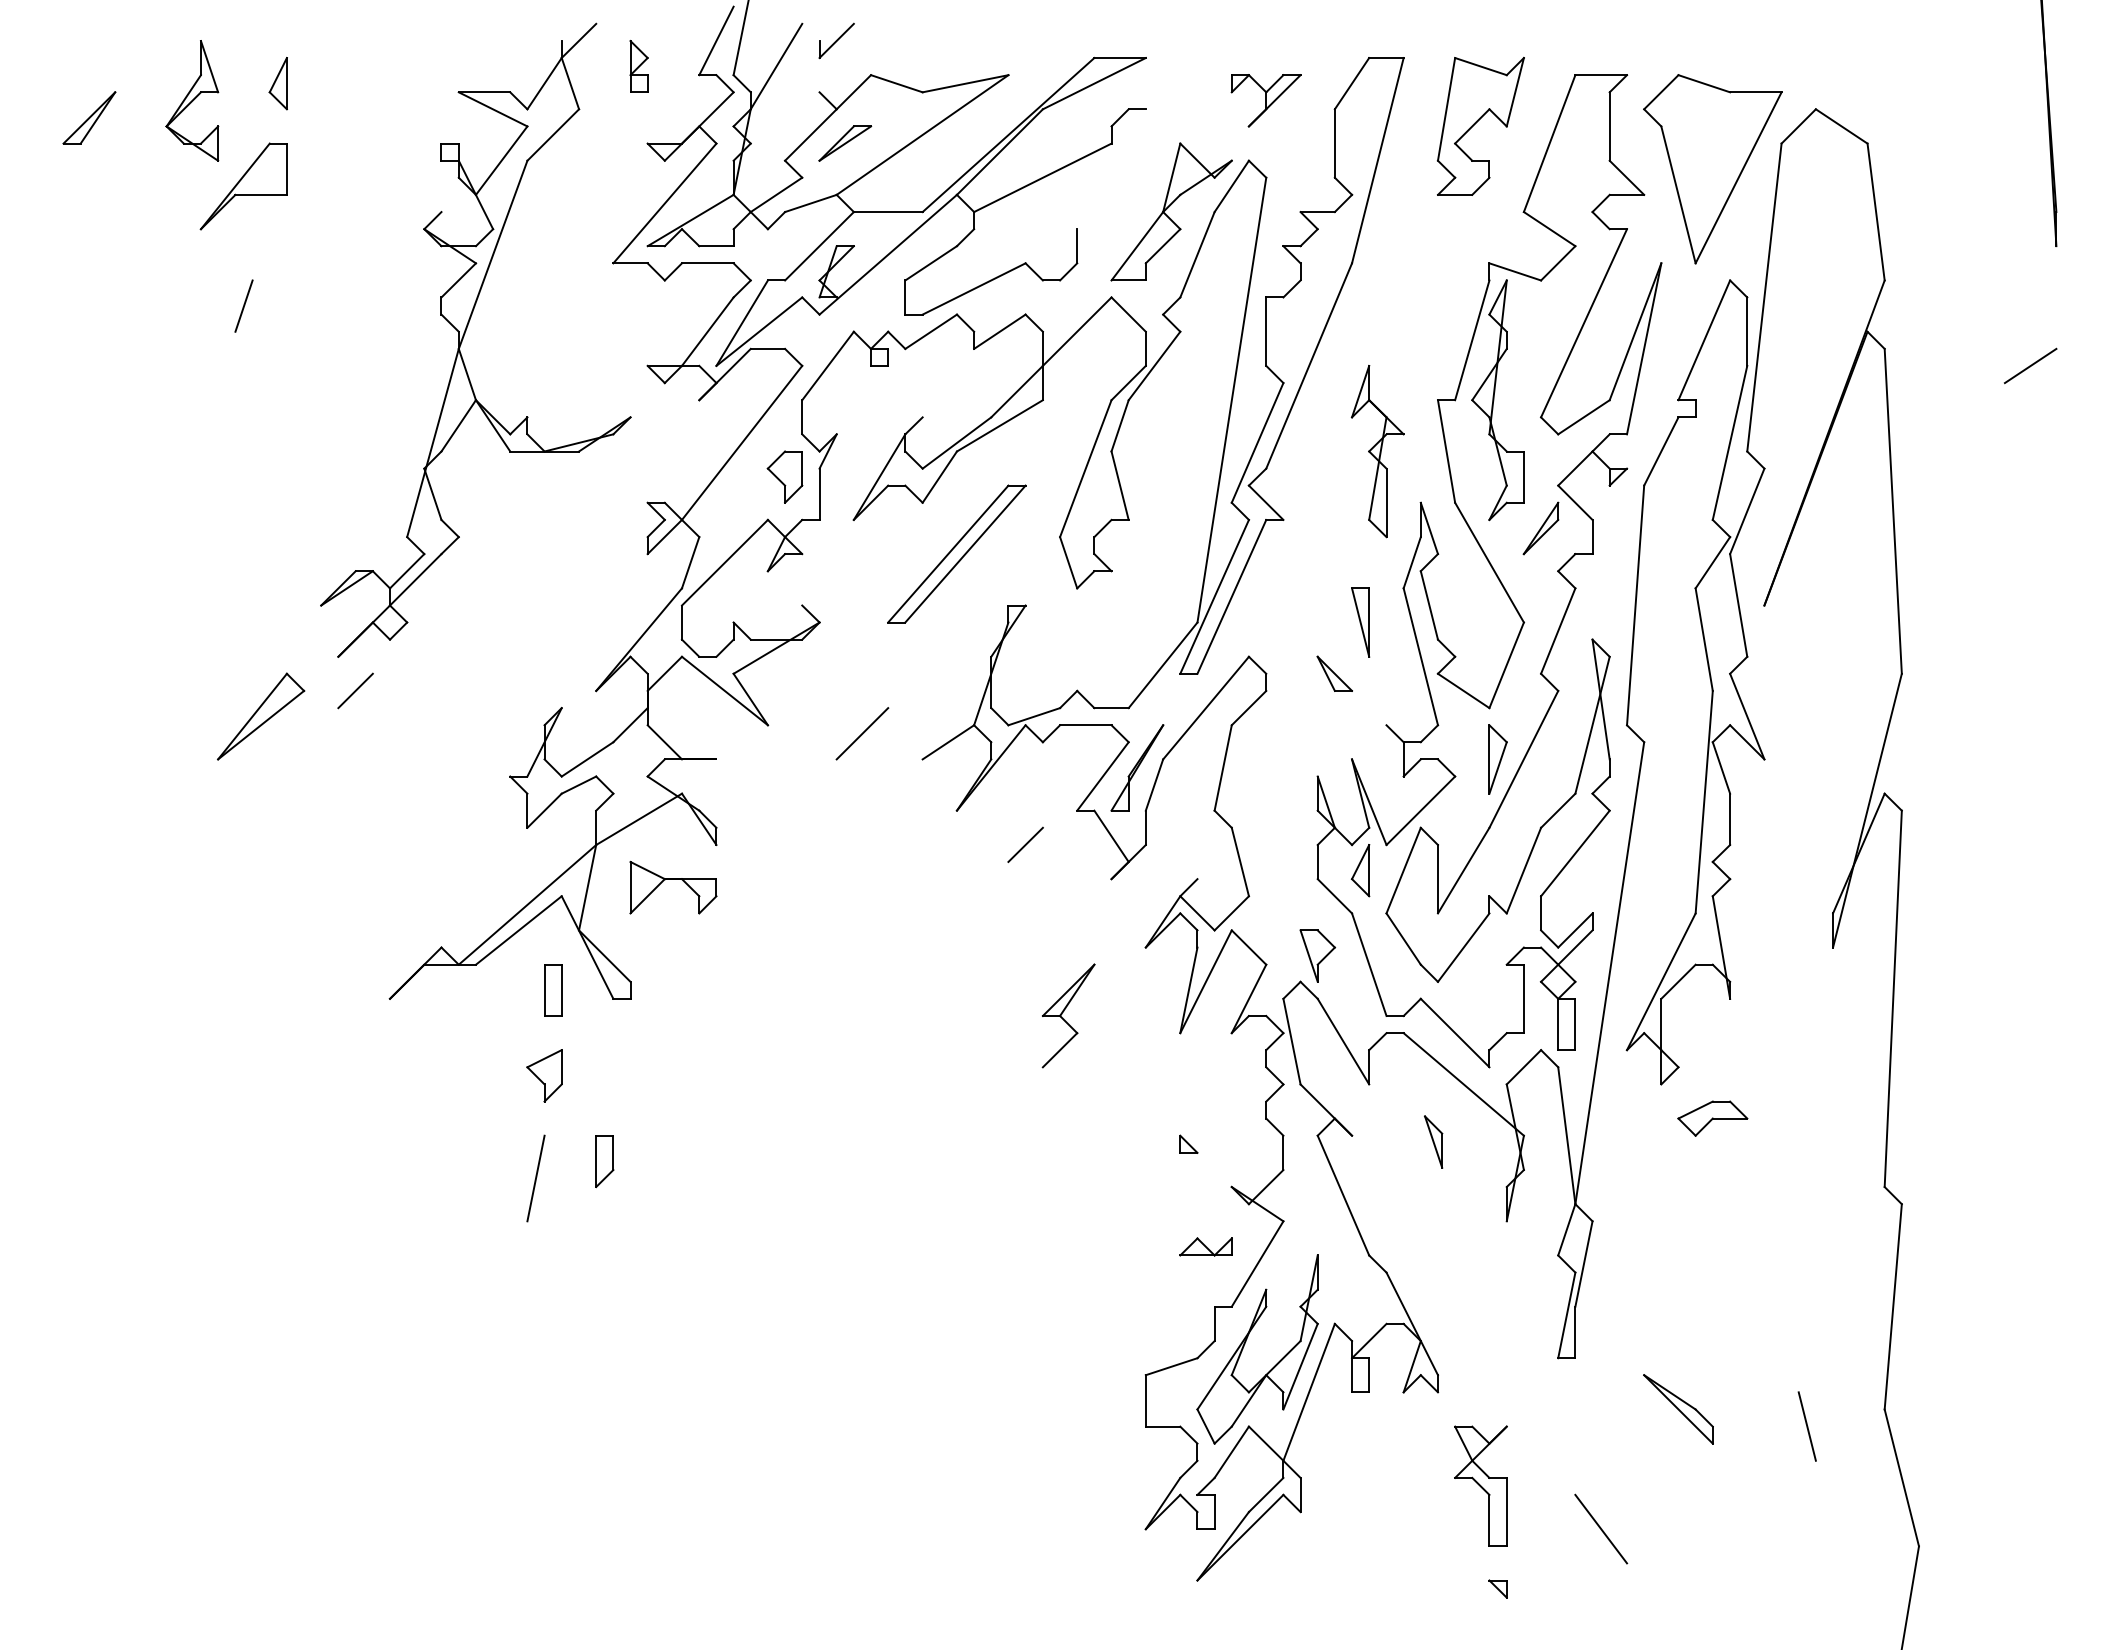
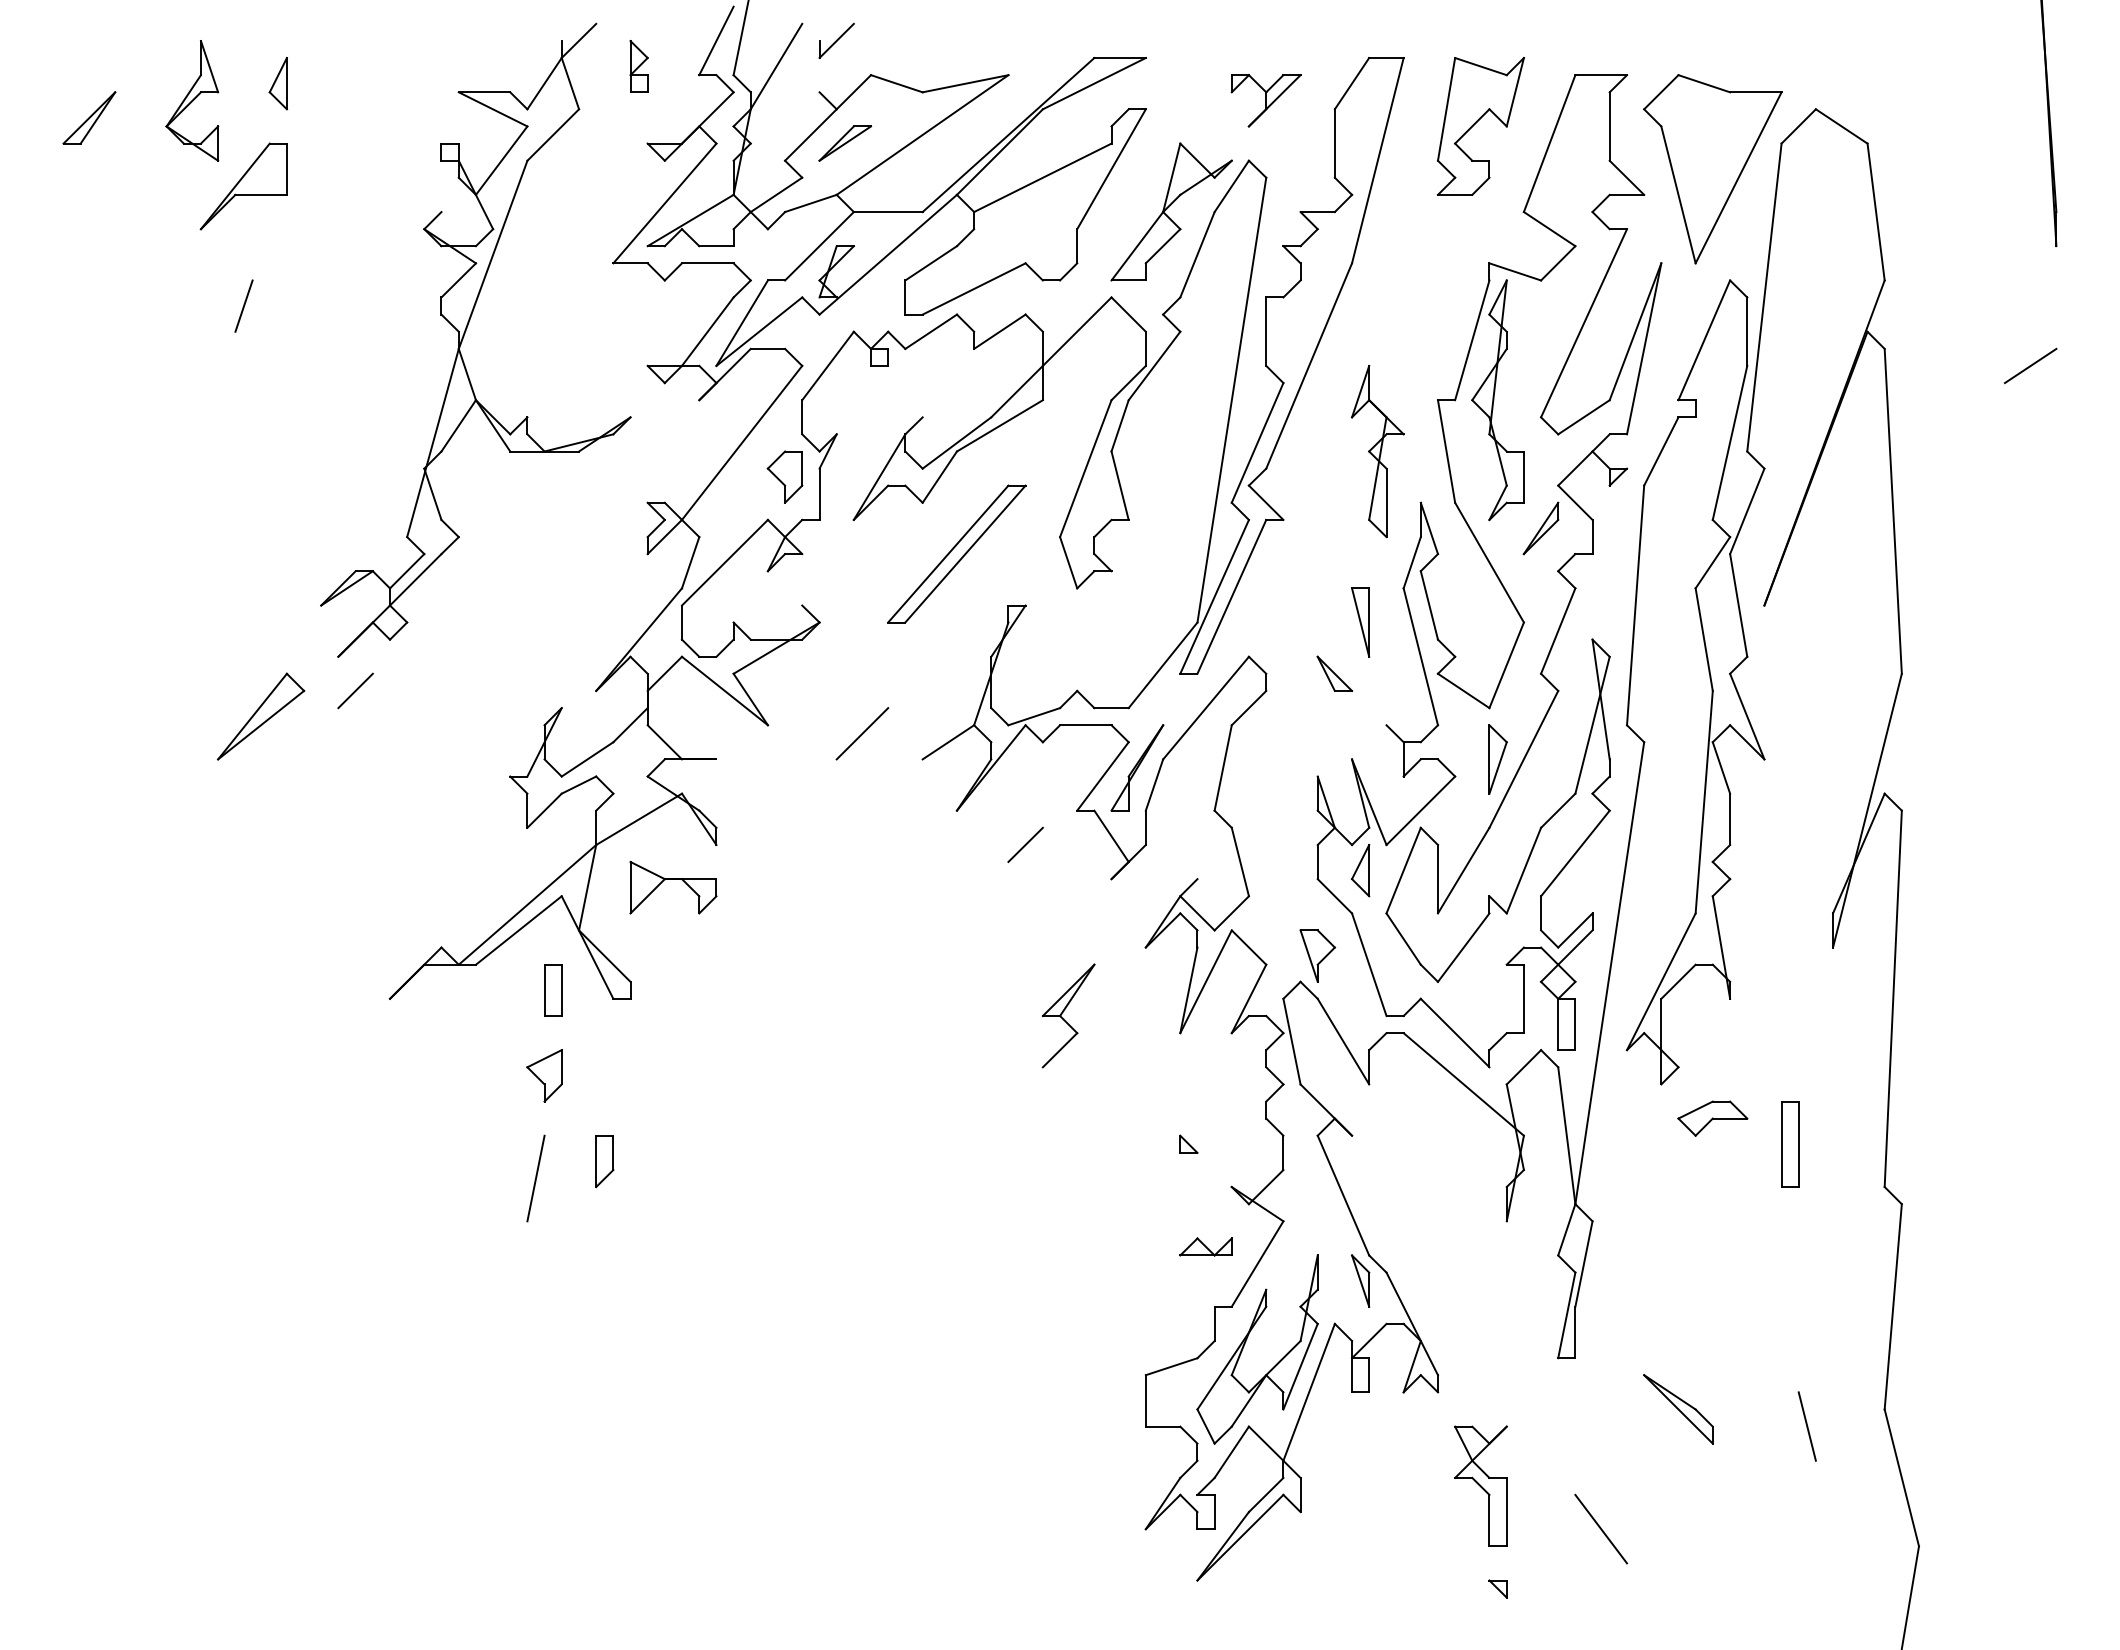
line: none -> present (1111, 169)
part position: (1433, 1141) -> (1360, 1280) (1360, 1280)
part: none -> present (1790, 1144)
